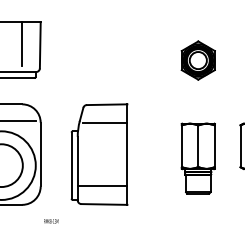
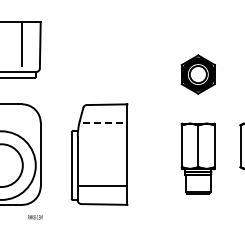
part position: (197, 60) -> (197, 74) (197, 74)
line: present -> none (19, 121)
line: solid -> dashed (105, 122)
text position: (51, 221) -> (35, 217) (35, 217)
